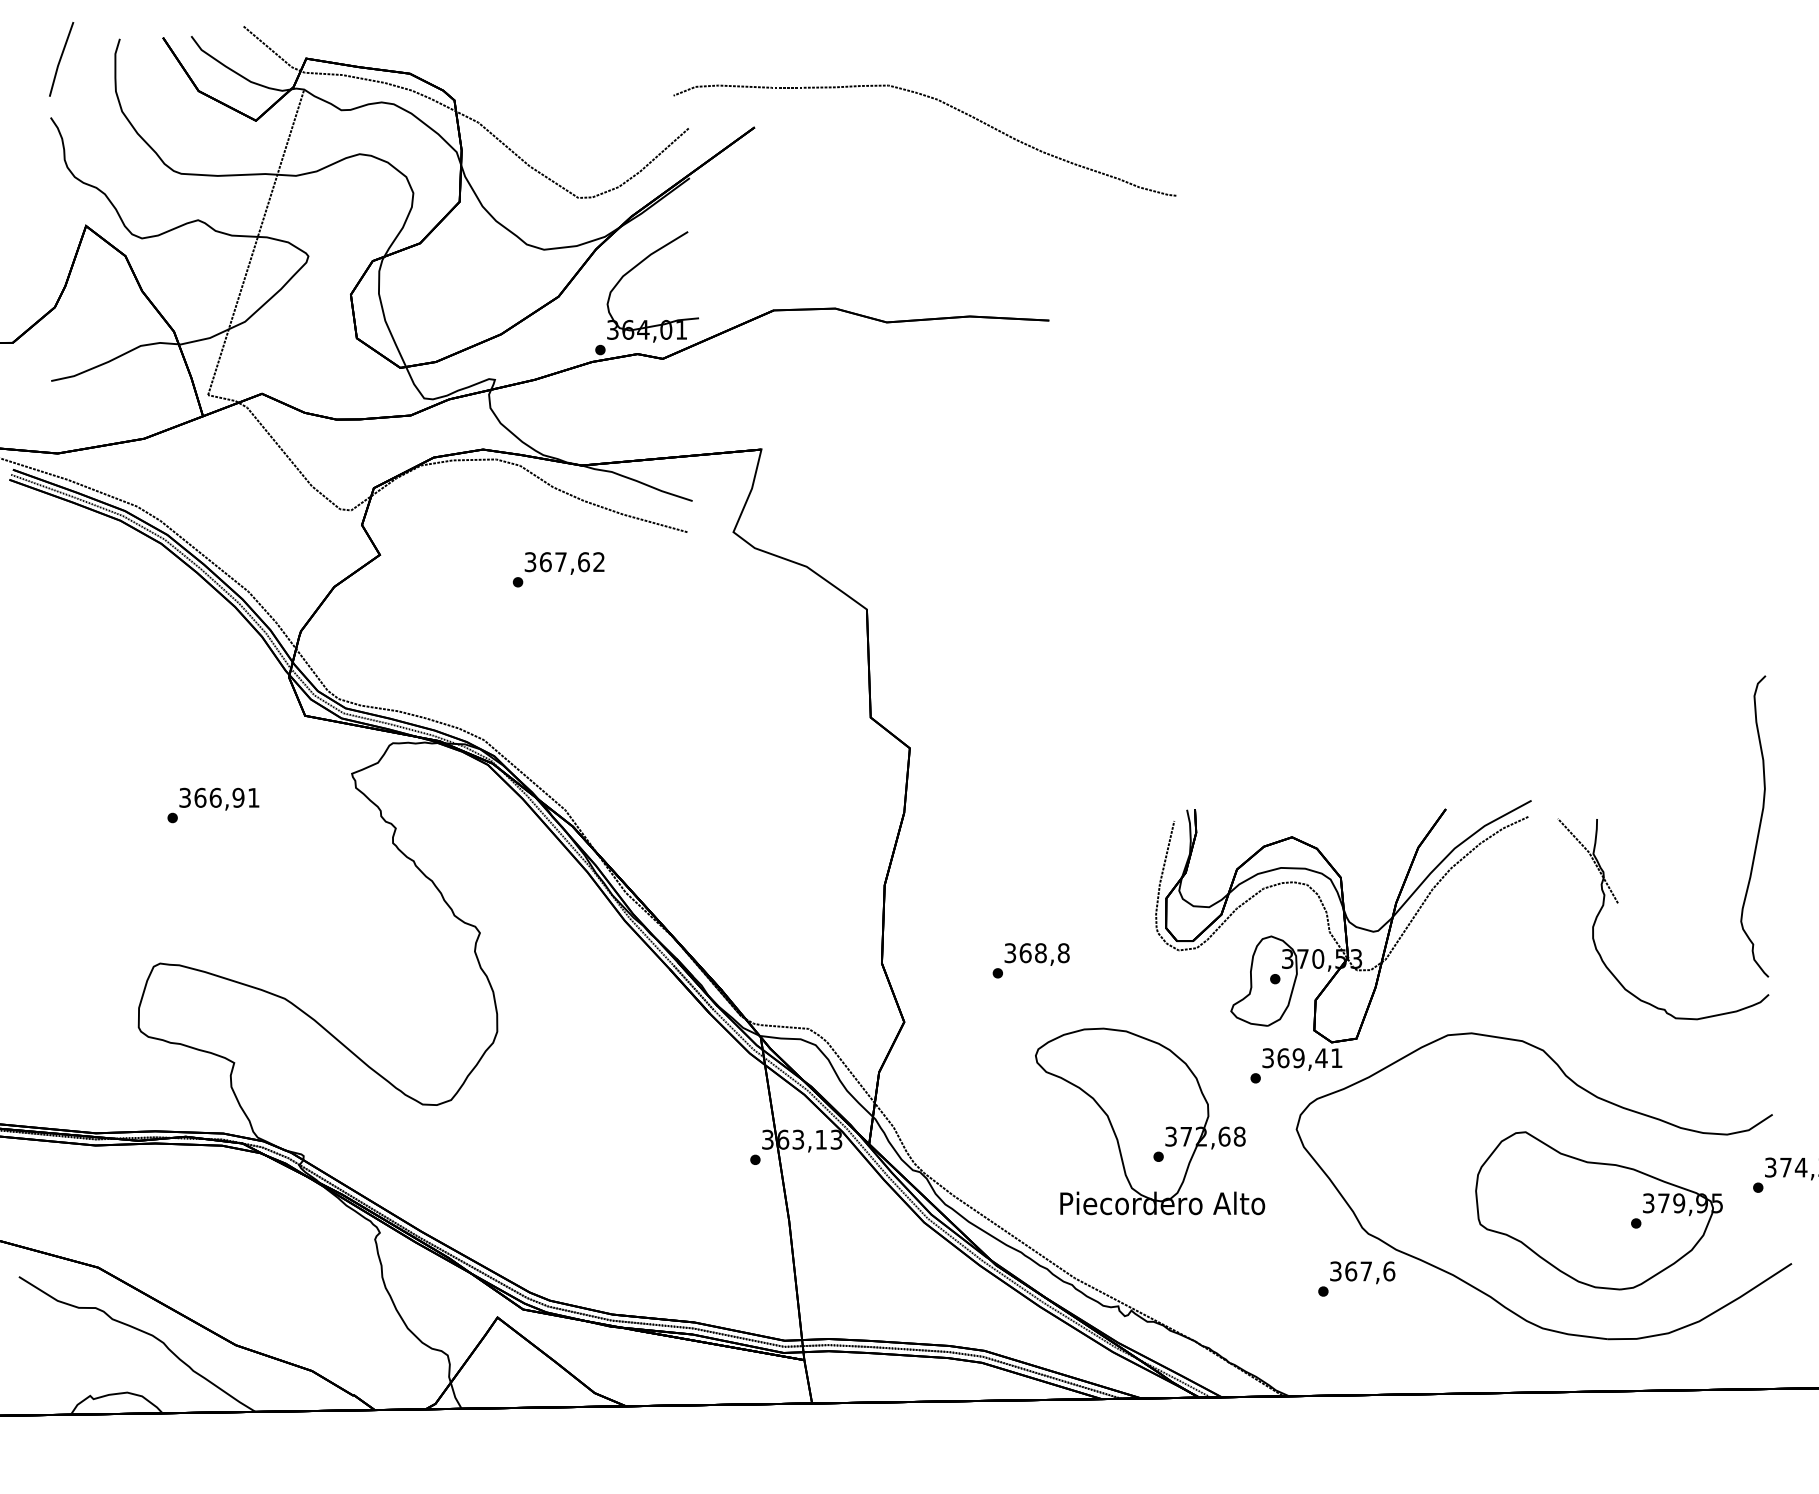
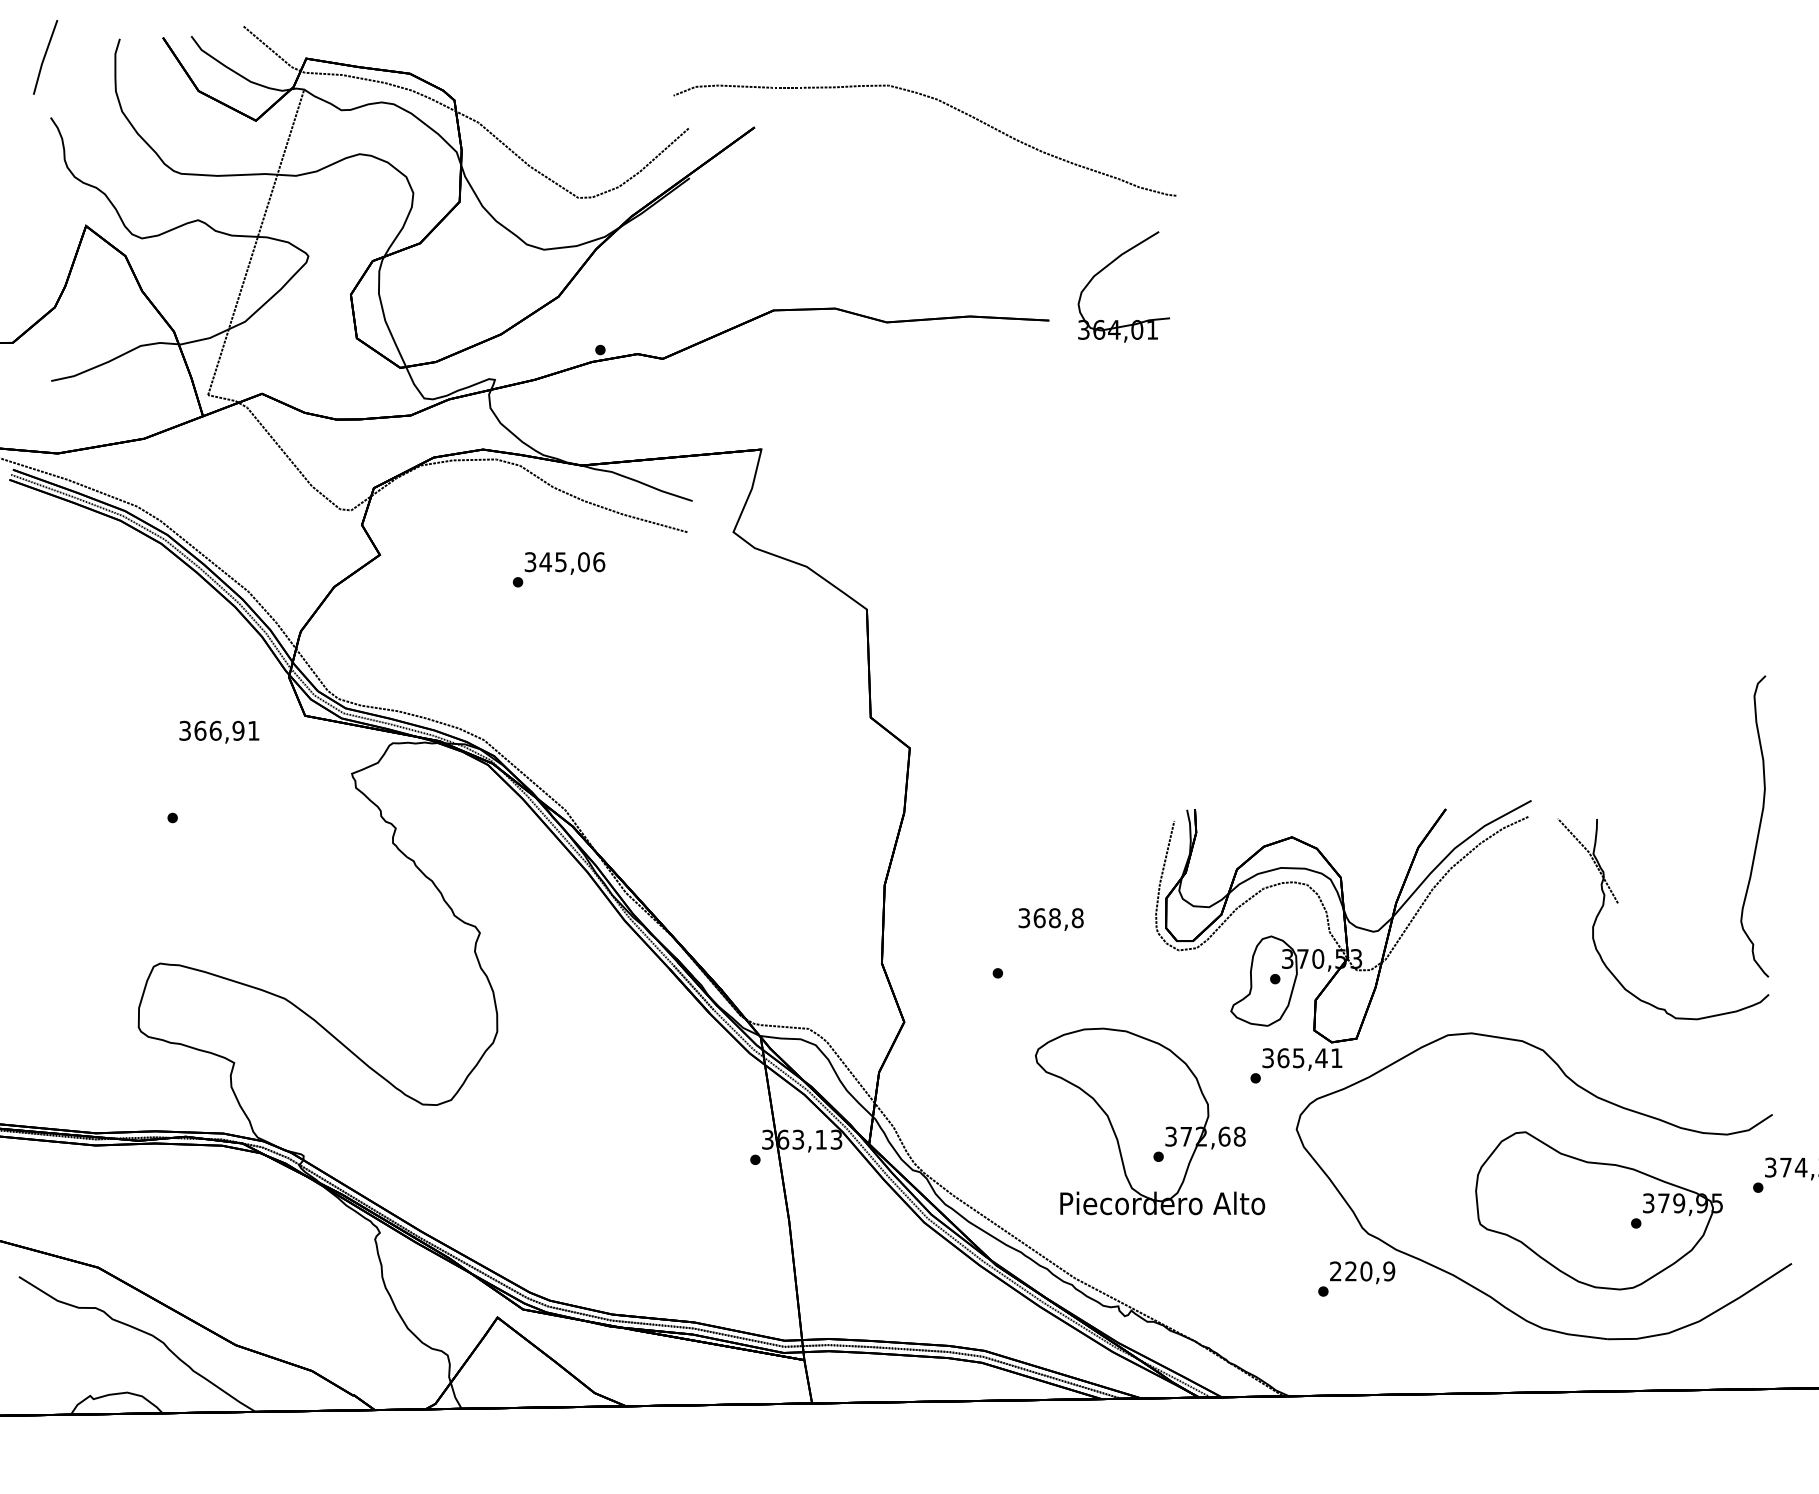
line position: (61, 59) -> (45, 57) (45, 57)
part position: (637, 266) -> (1108, 266) (1108, 266)
text: 367,62 -> 345,06 (572, 562)
text position: (219, 798) -> (219, 731) (219, 731)
text position: (1036, 954) -> (1050, 919) (1050, 919)
text: 369,41 -> 365,41 (1298, 1057)
text: 367,6 -> 220,9 (1362, 1271)
